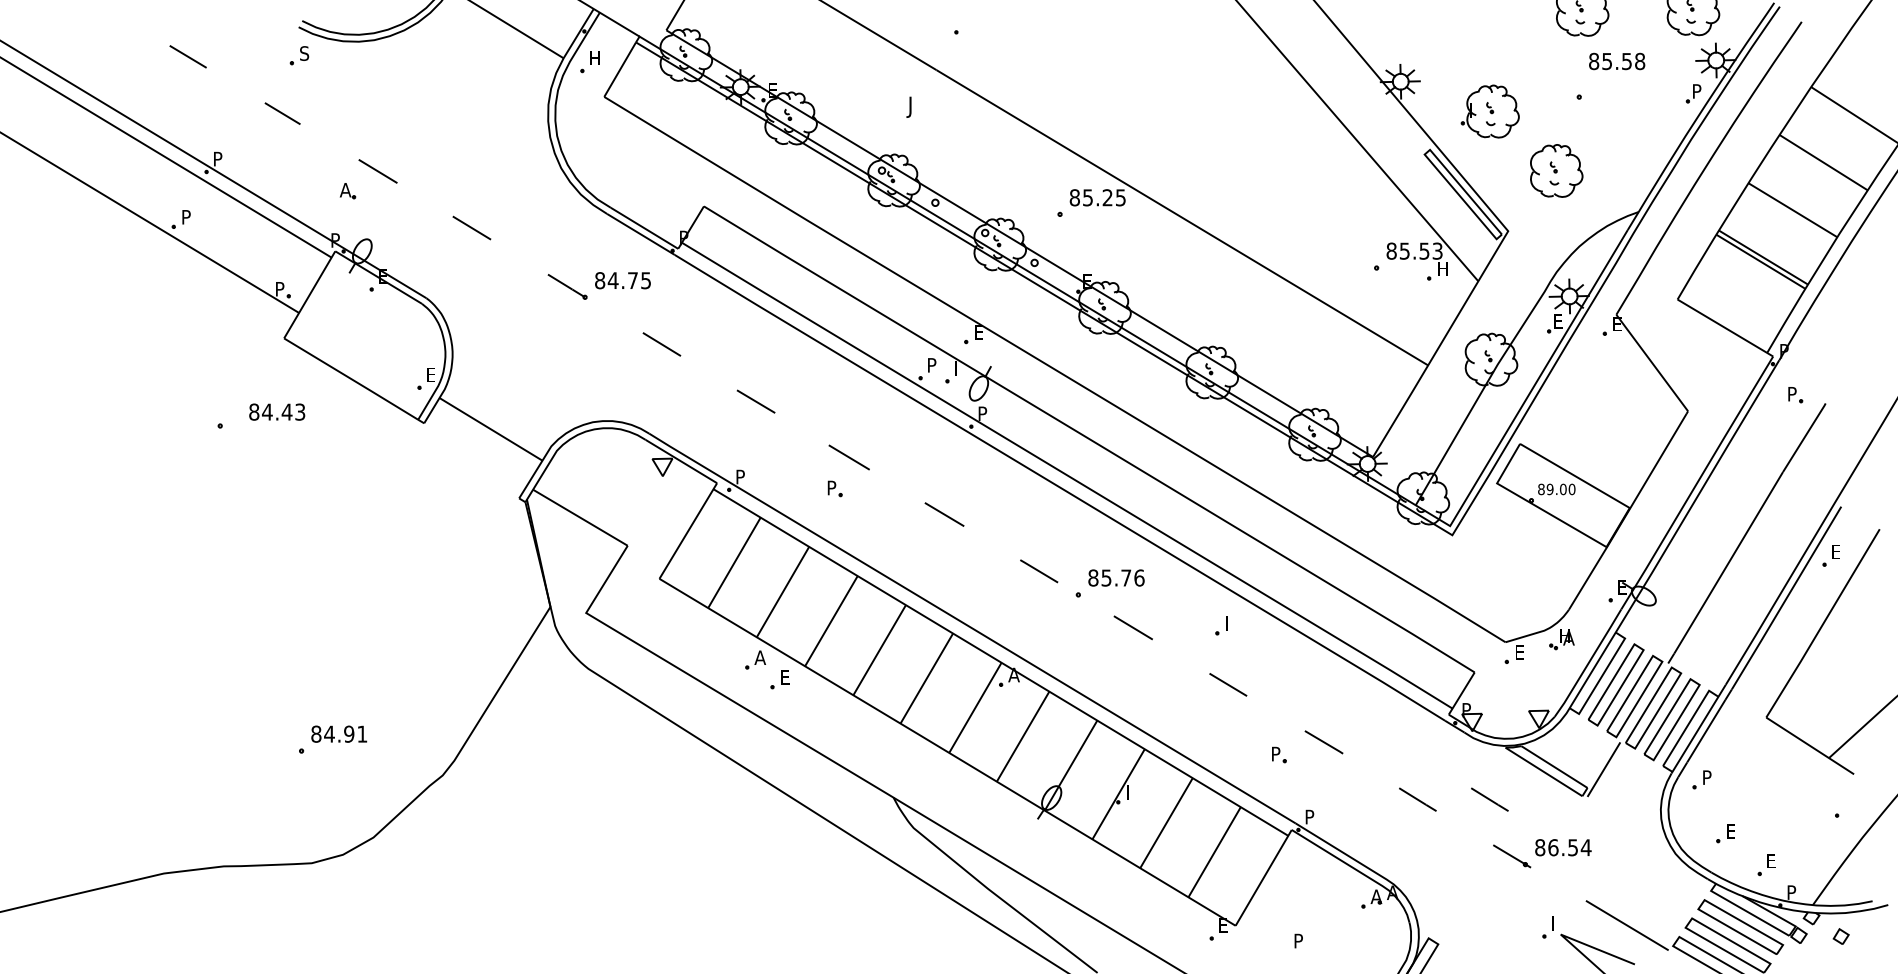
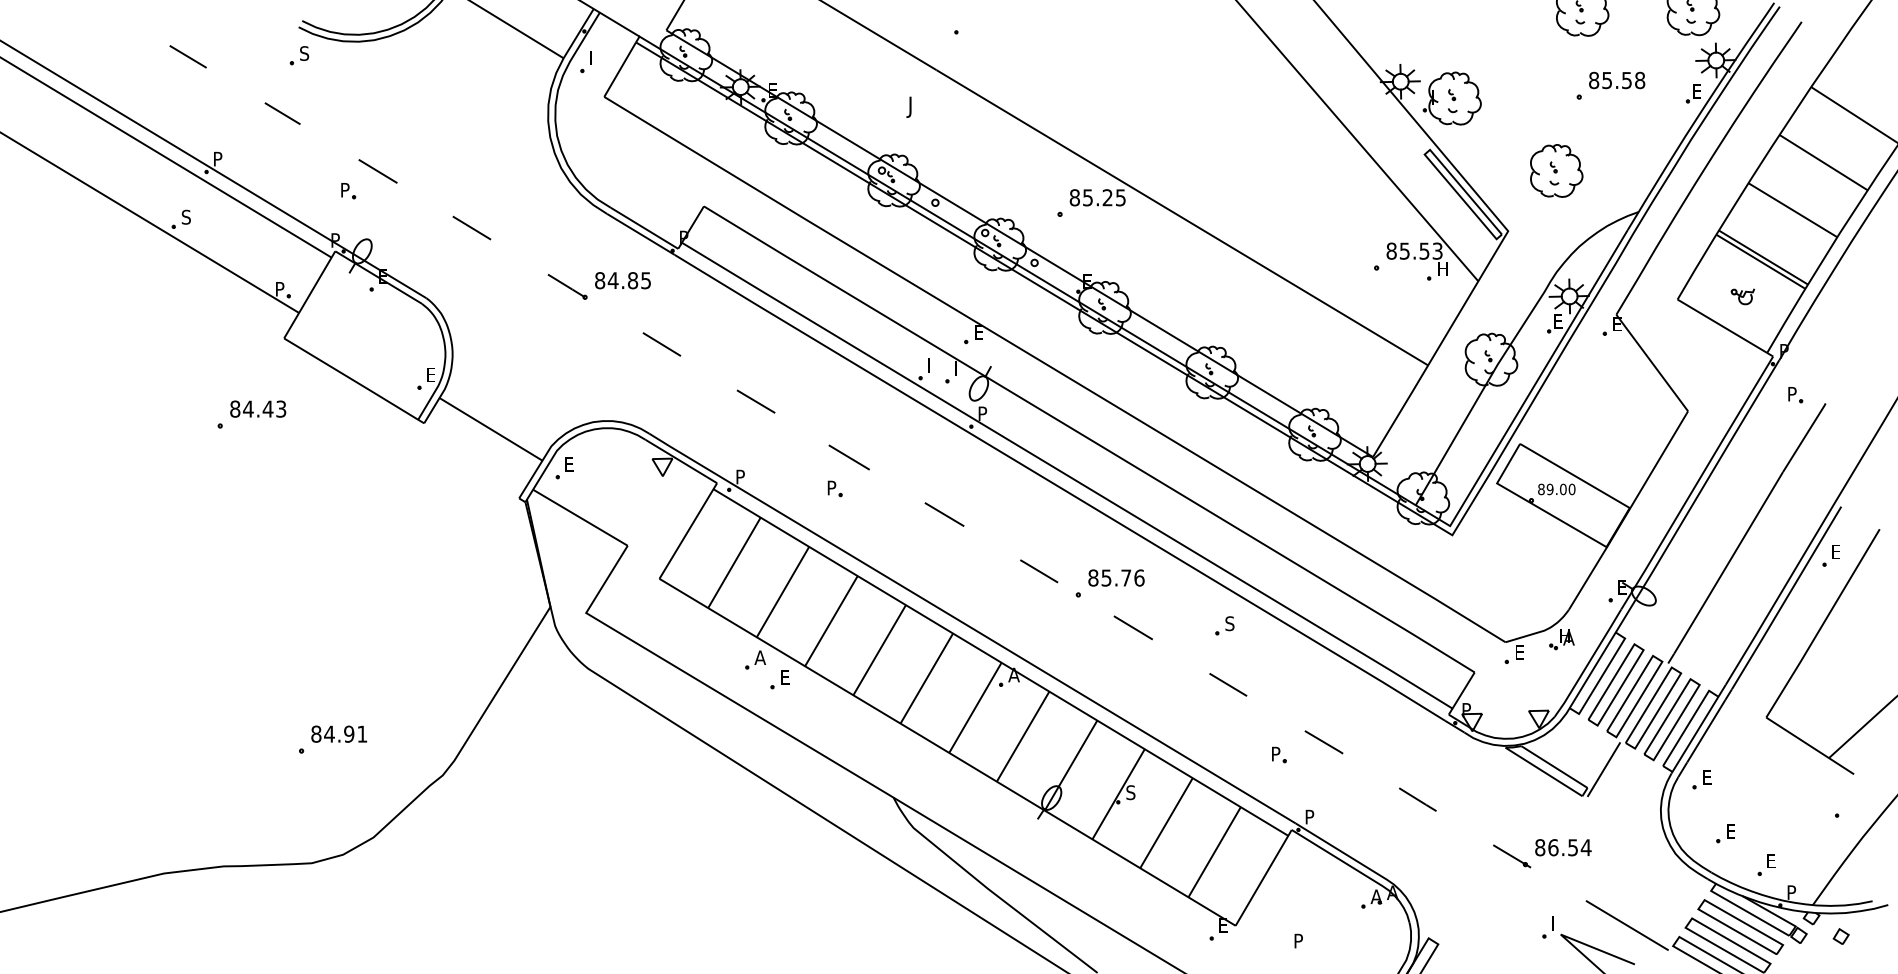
text: H -> I (595, 57)
text position: (1617, 61) -> (1617, 80) (1617, 80)
text: P -> E (1697, 91)
part position: (1489, 111) -> (1451, 98) (1451, 98)
text: A -> P (345, 190)
text: P -> S (185, 216)
text: 84.75 -> 84.85 (632, 280)
part: none -> present (1742, 296)
text: P -> I (932, 365)
text position: (277, 411) -> (258, 408) (258, 408)
part: none -> present (564, 468)
text: I -> S (1229, 623)
text: P -> E (1707, 777)
text: I -> S (1130, 792)
line: present -> none (1489, 799)
